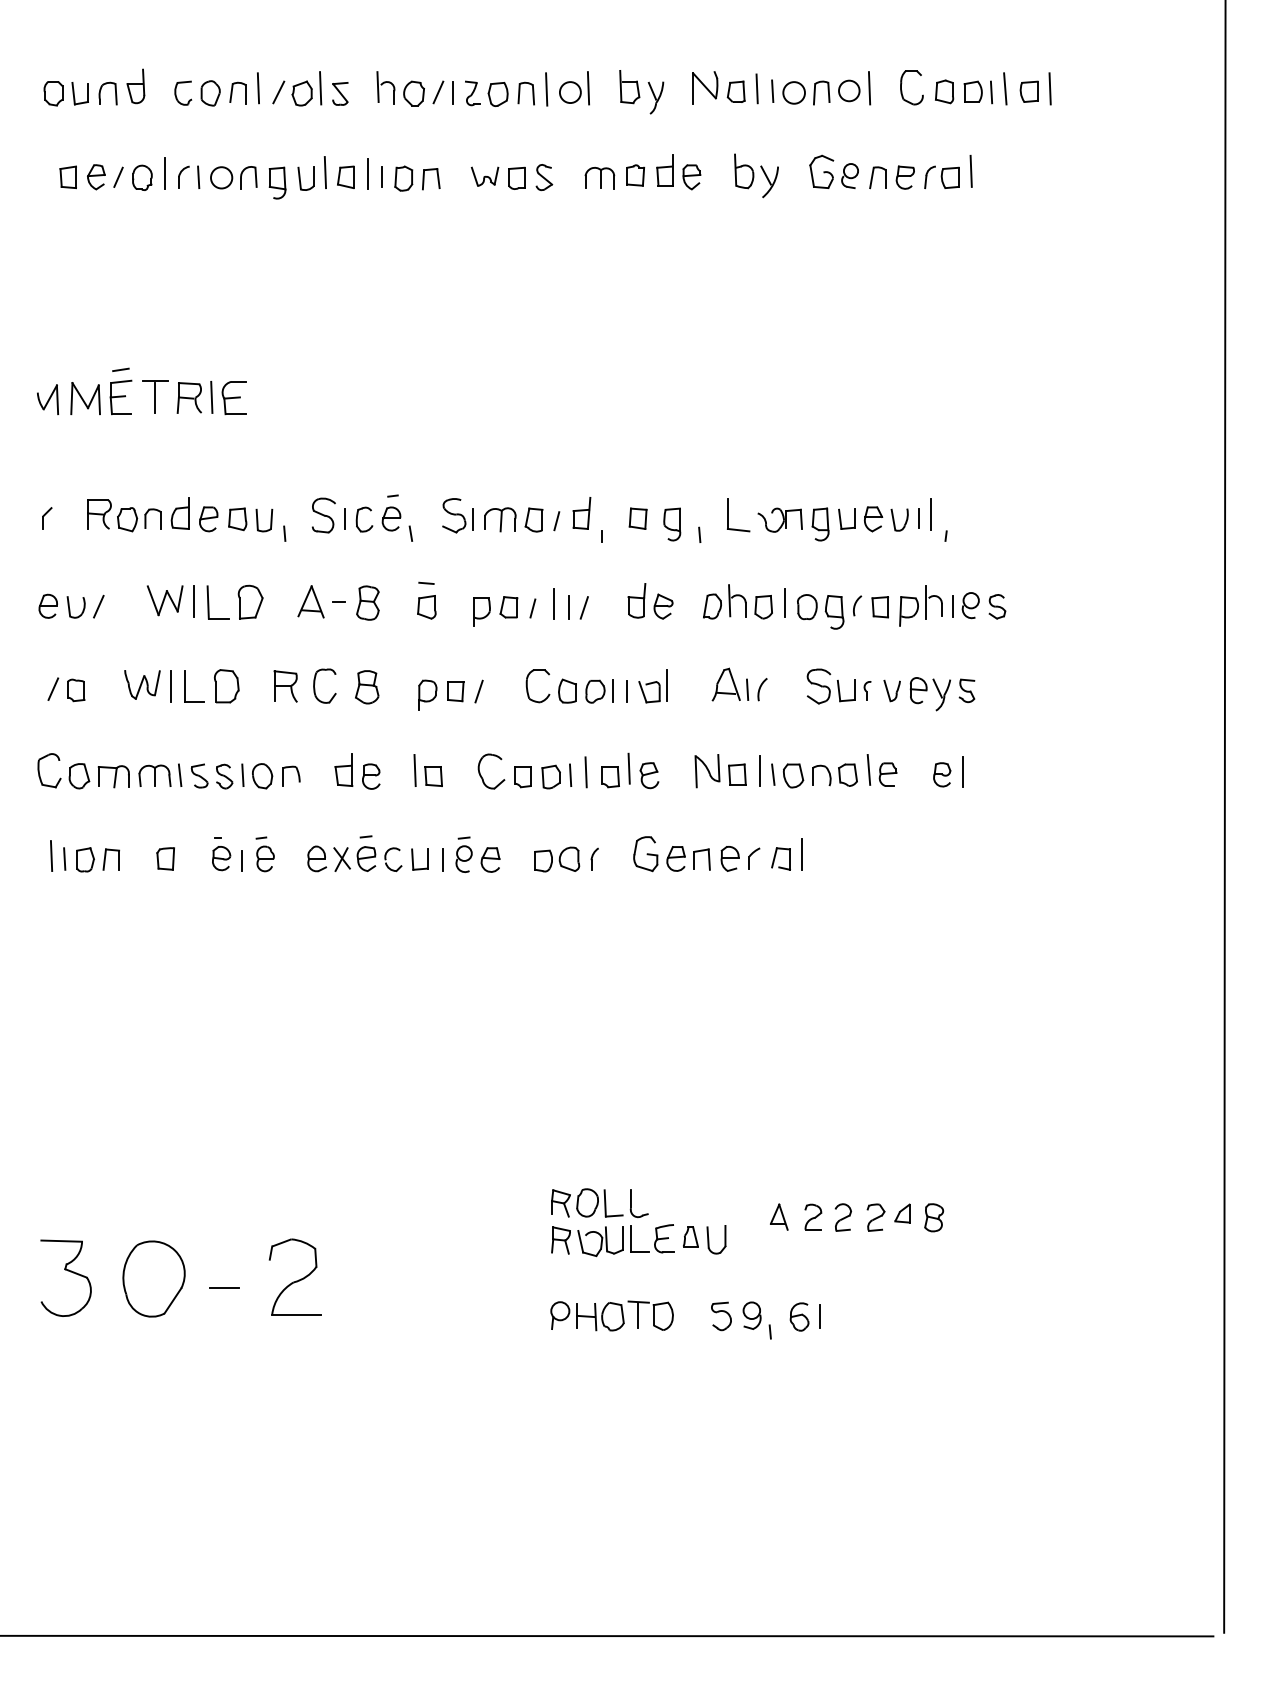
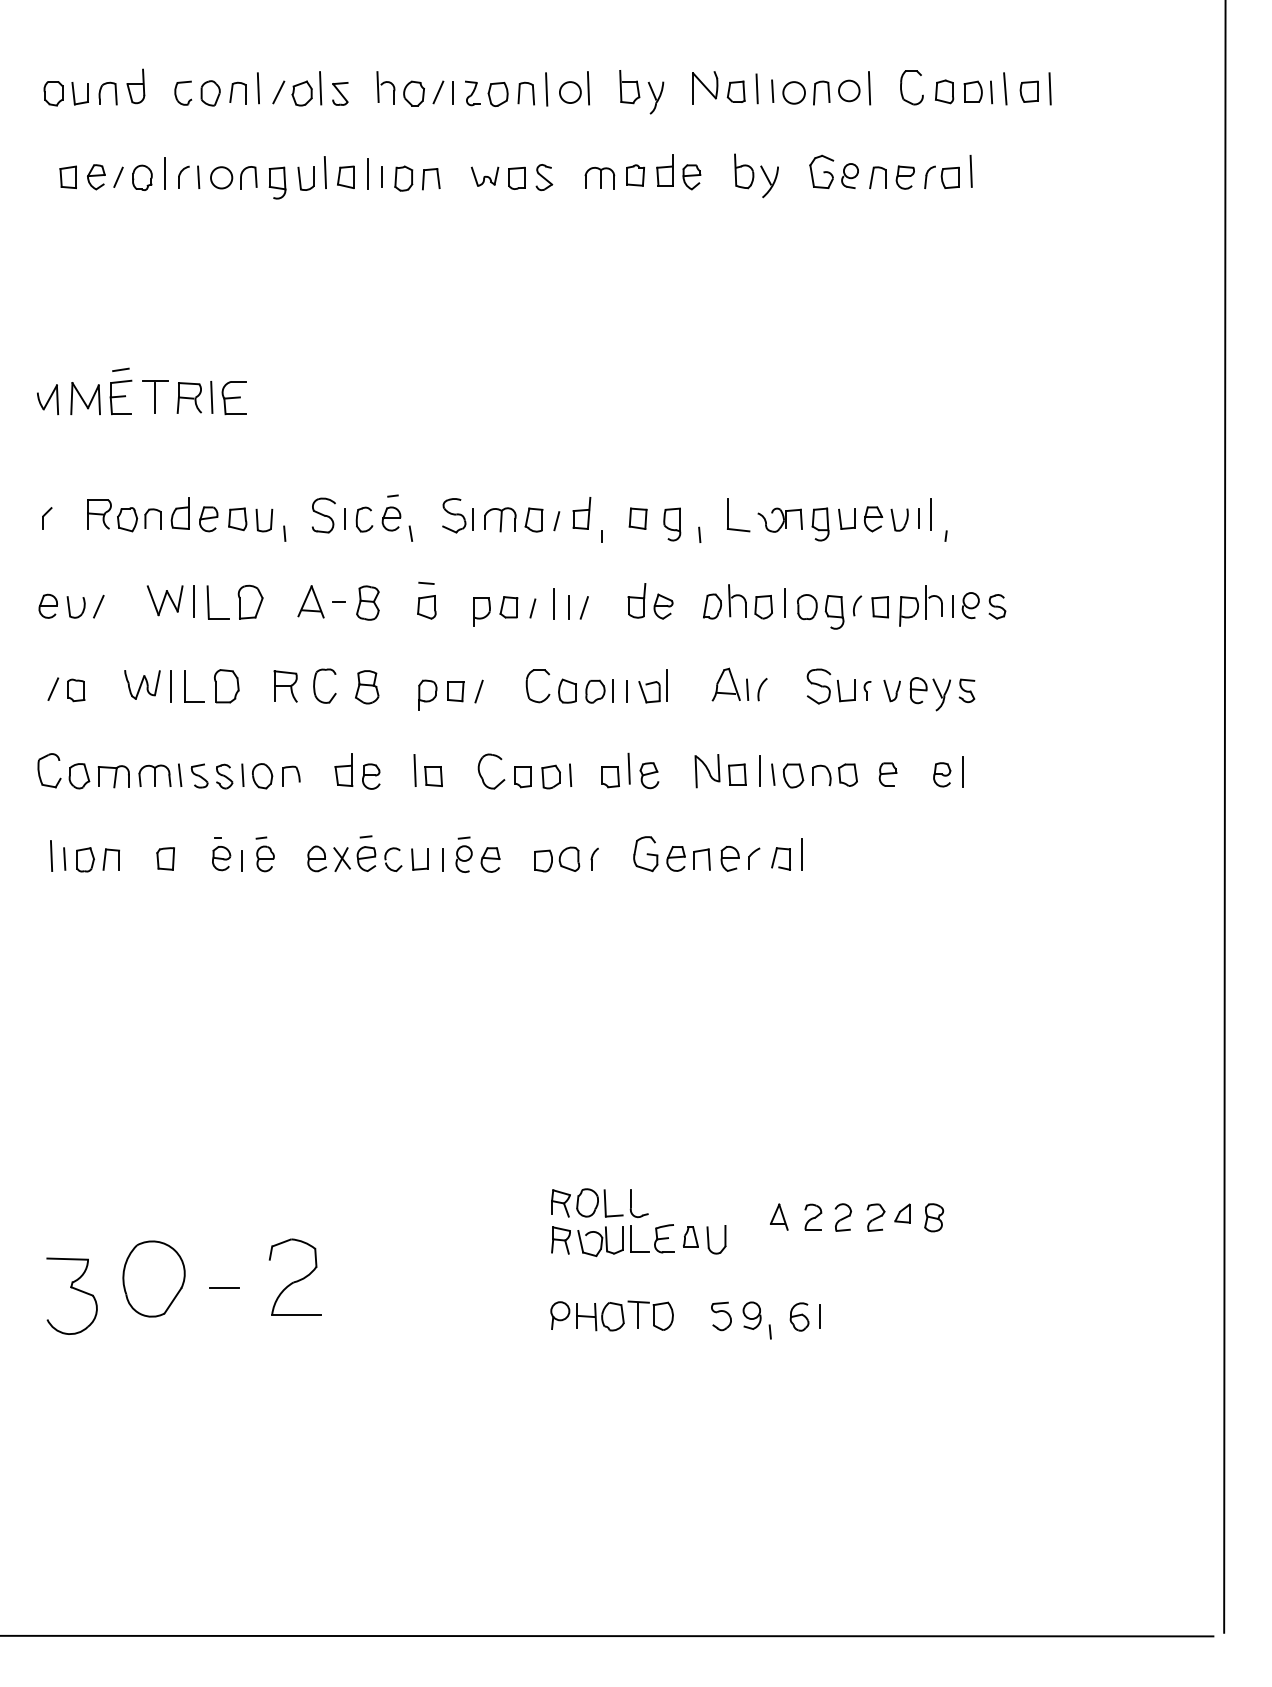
line: present -> none (868, 769)
line: present -> none (585, 772)
part position: (67, 1271) -> (73, 1289) (73, 1289)
